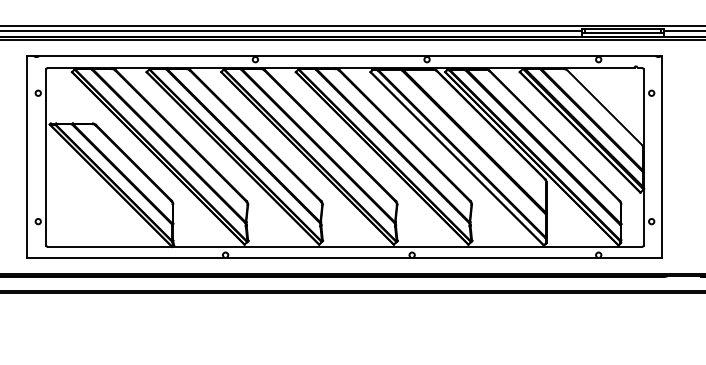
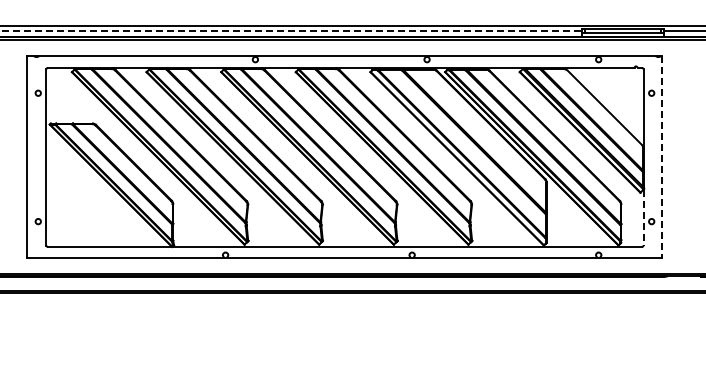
line: solid -> dashed (291, 31)
line: solid -> dashed (661, 156)
line: solid -> dashed (643, 217)
